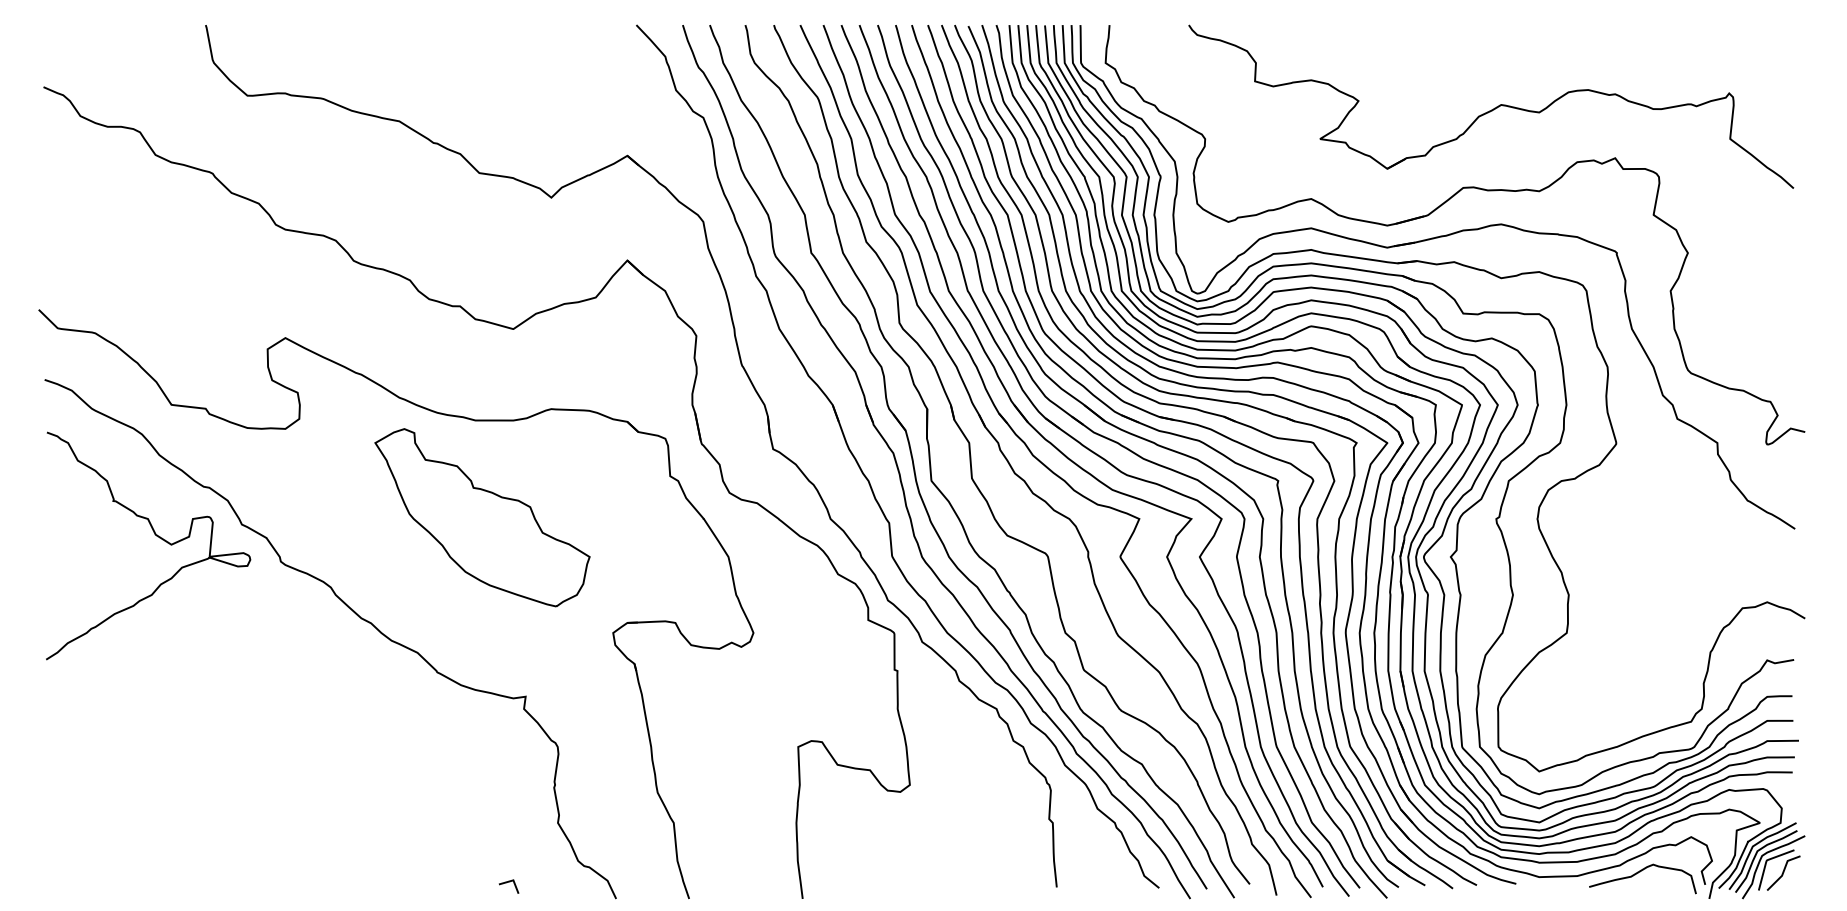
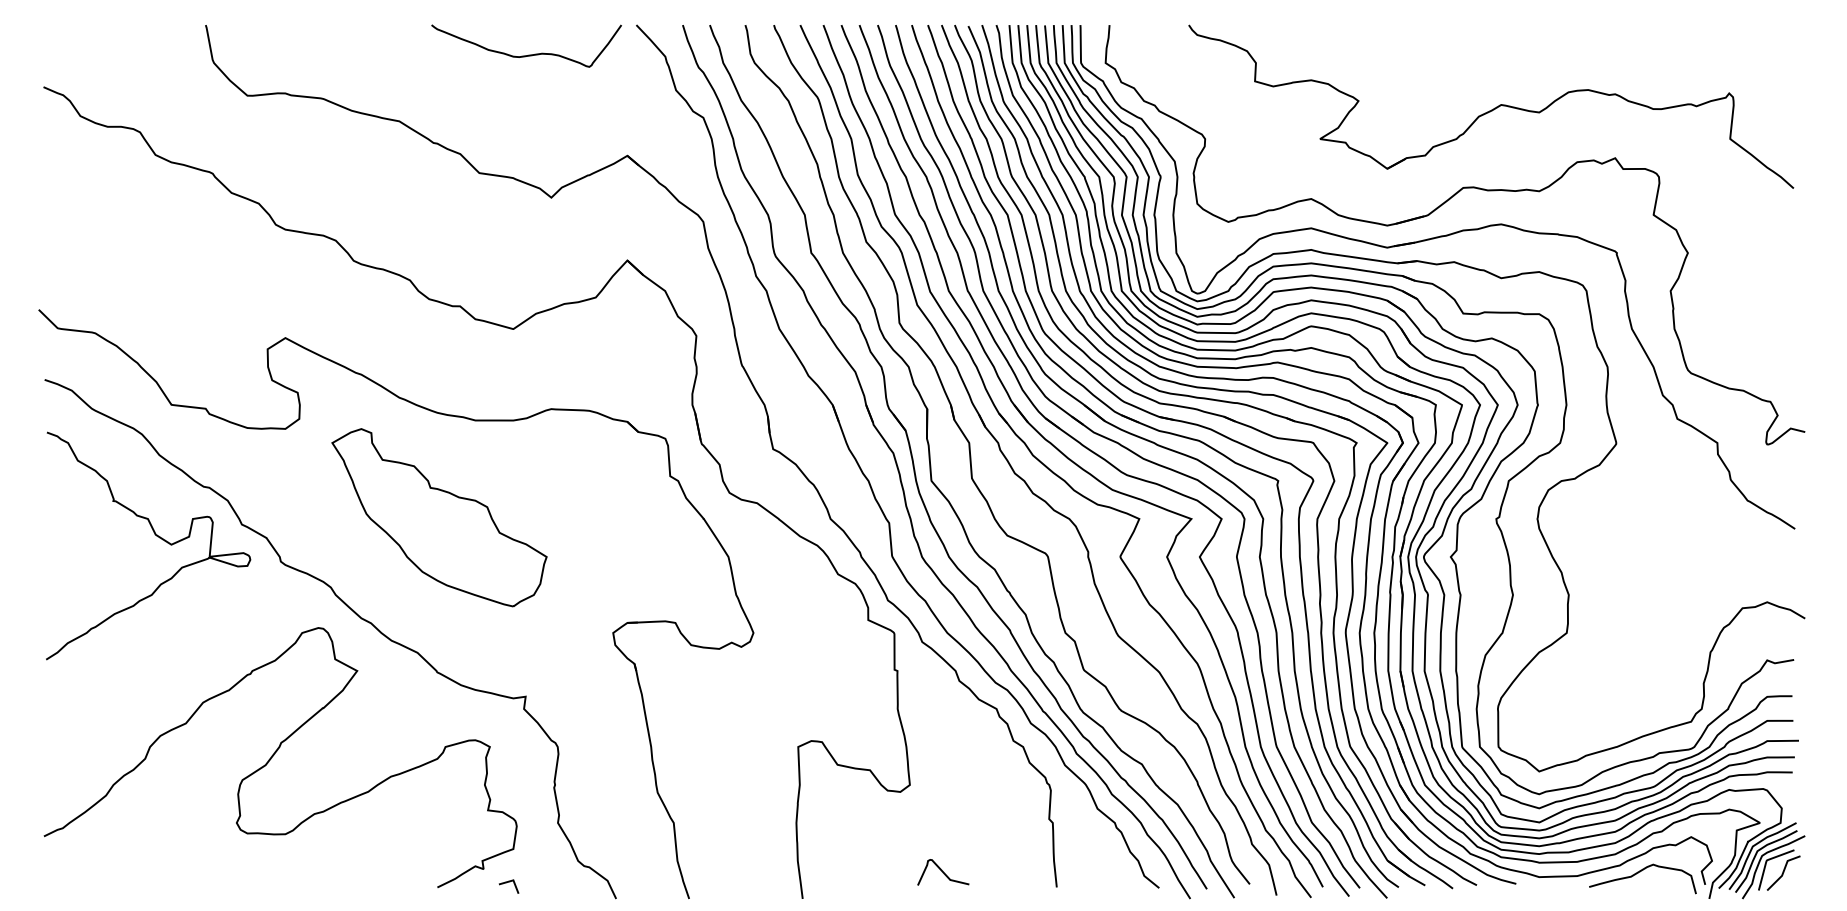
curve: none -> present (528, 54)
part position: (482, 517) -> (439, 517) (439, 517)
curve: none -> present (274, 755)
curve: none -> present (943, 872)
